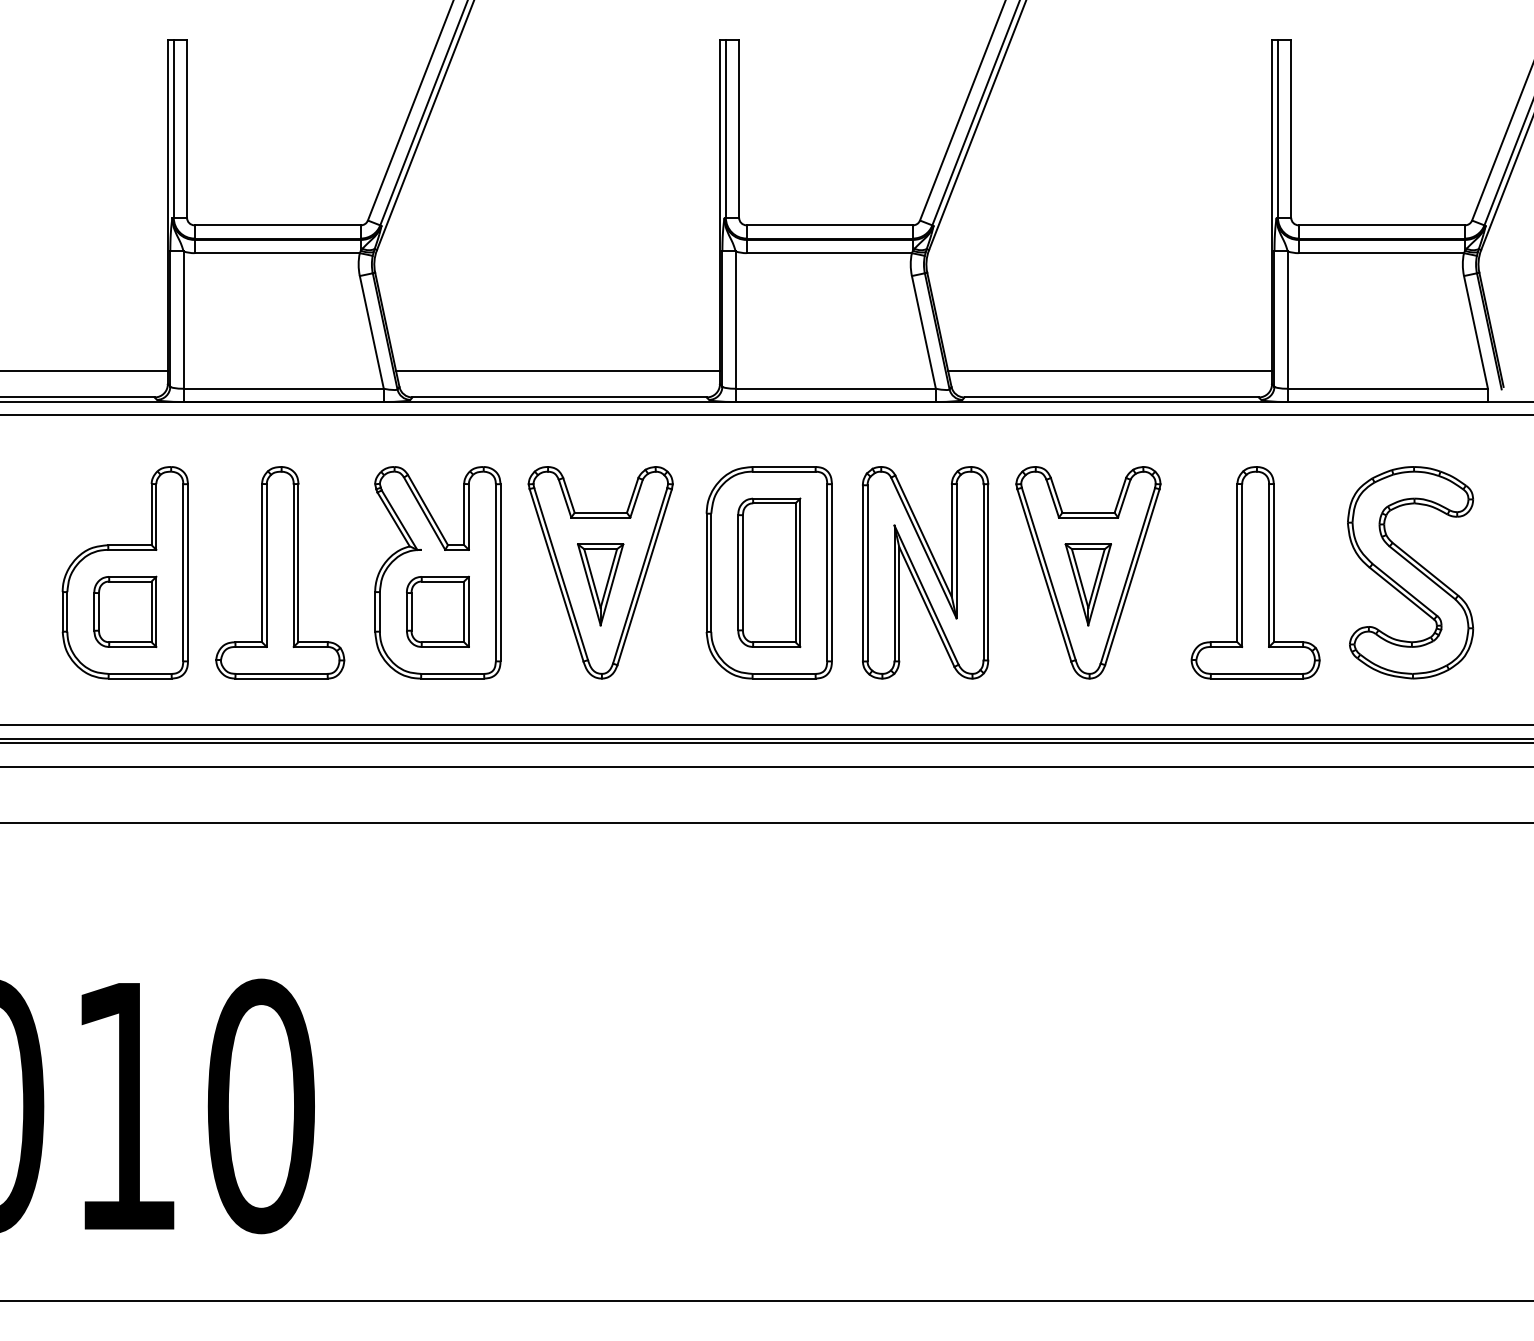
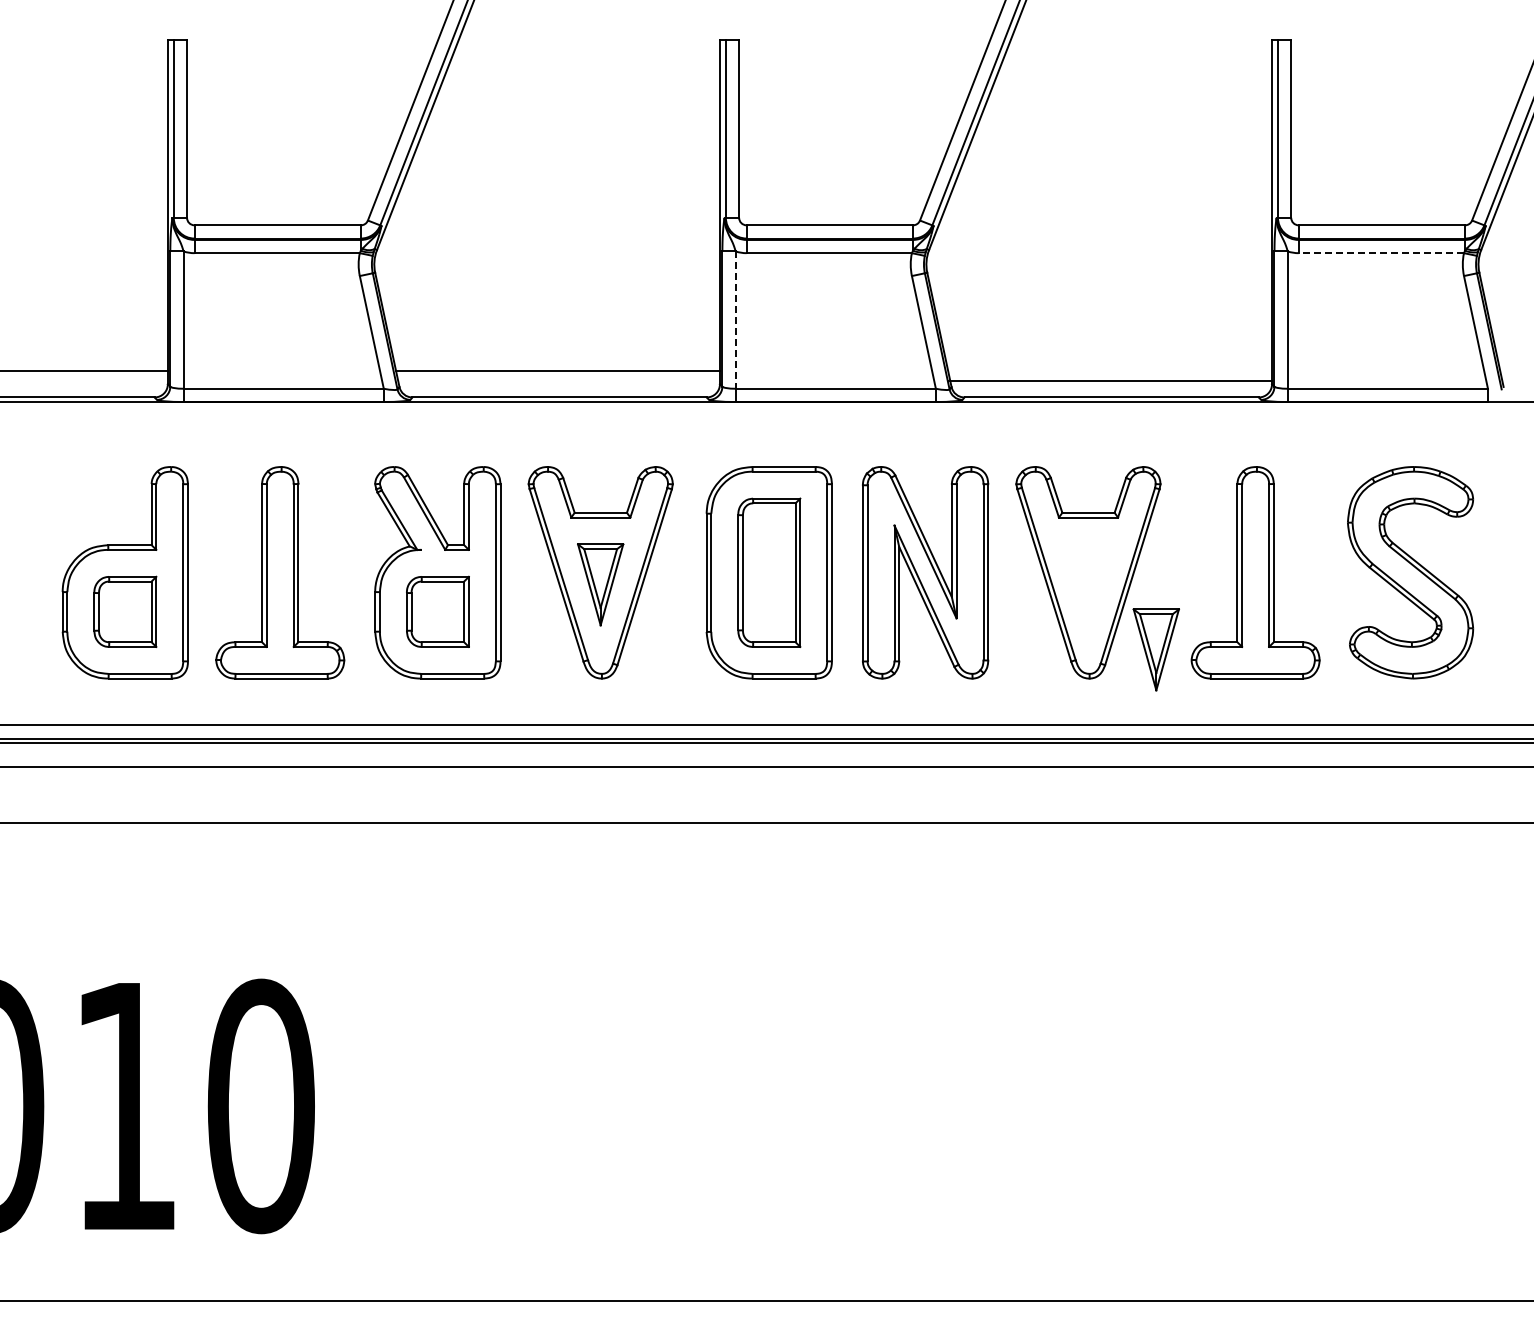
line: solid -> dashed (1381, 253)
line: solid -> dashed (735, 320)
line position: (1110, 370) -> (1110, 380) (1110, 380)
line: present -> none (766, 415)
part position: (1087, 584) -> (1155, 649) (1155, 649)
